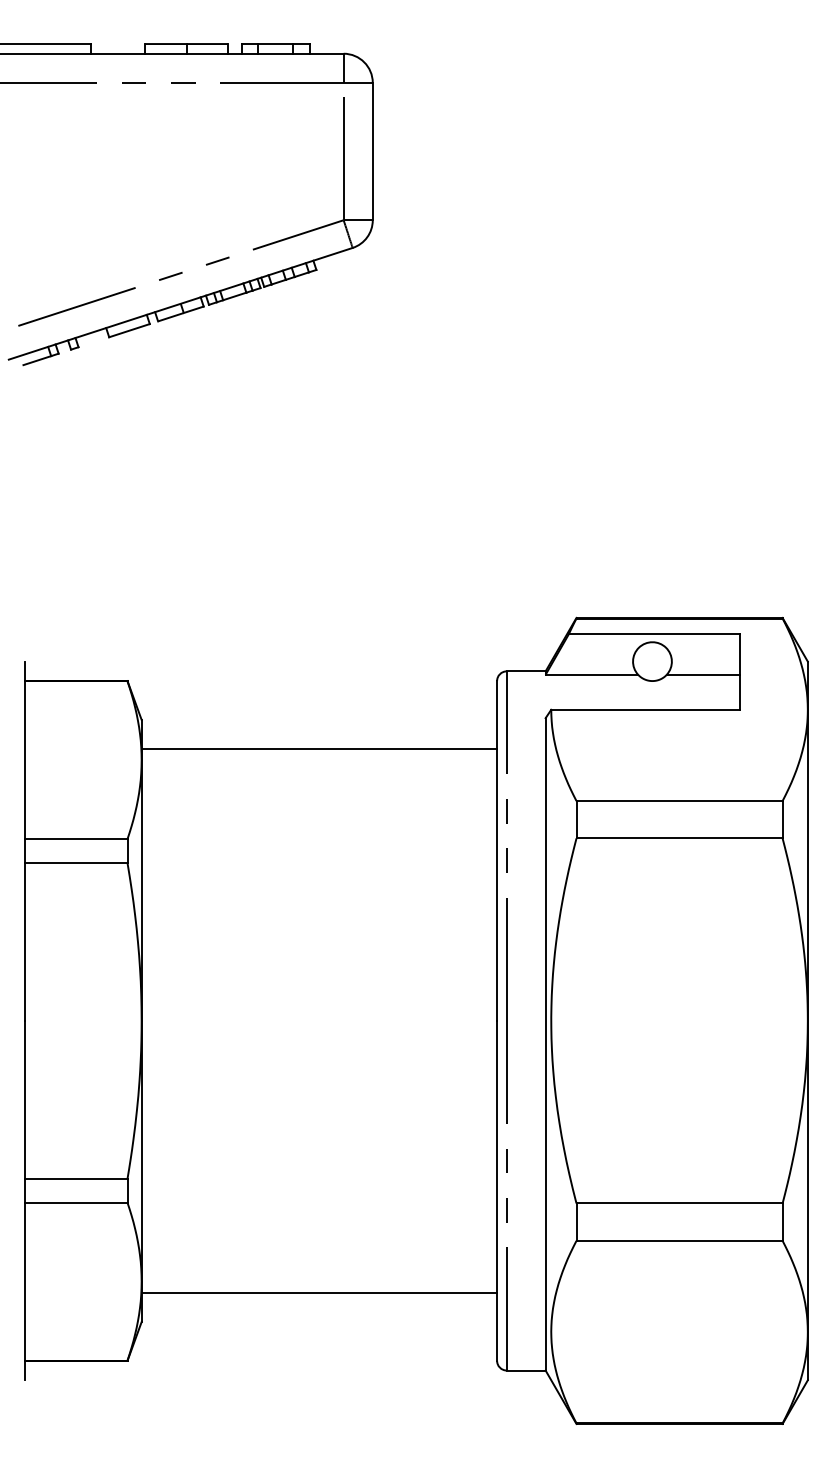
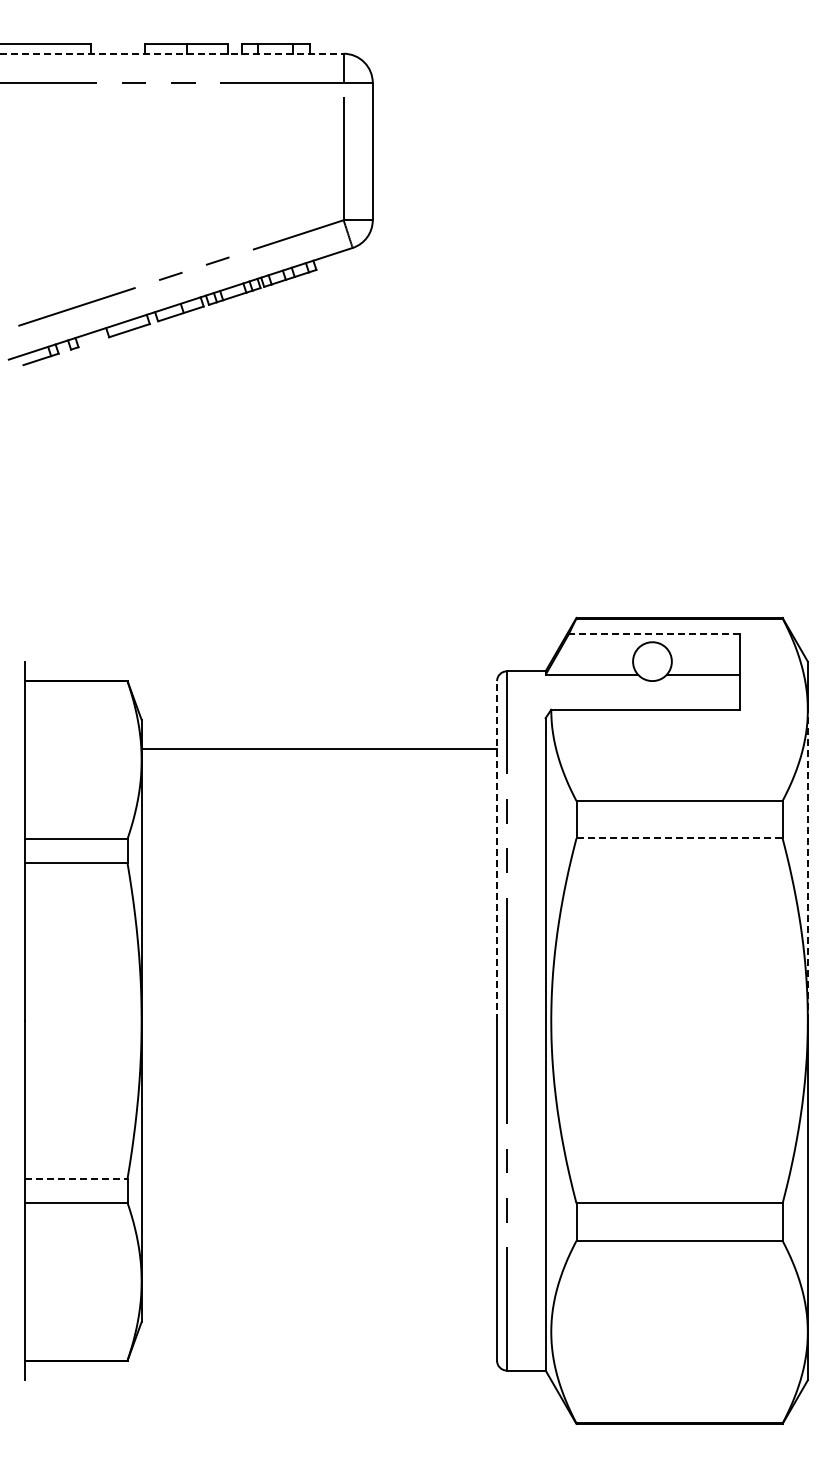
line: solid -> dashed (172, 53)
line: solid -> dashed (653, 634)
line: solid -> dashed (680, 838)
line: solid -> dashed (497, 851)
line: solid -> dashed (807, 865)
line: solid -> dashed (76, 1178)
line: present -> none (319, 1292)
